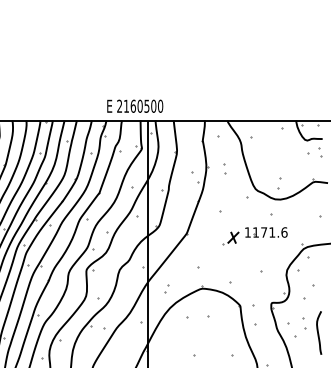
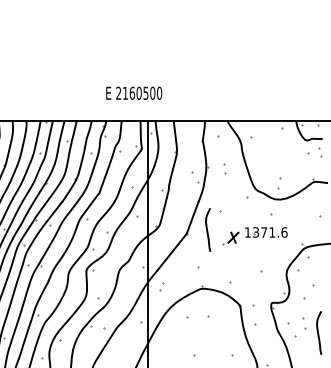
text position: (135, 105) -> (134, 92) (134, 92)
curve: none -> present (207, 229)
text: 1171.6 -> 1371.6 (255, 232)
part position: (166, 288) -> (161, 286) (161, 286)
